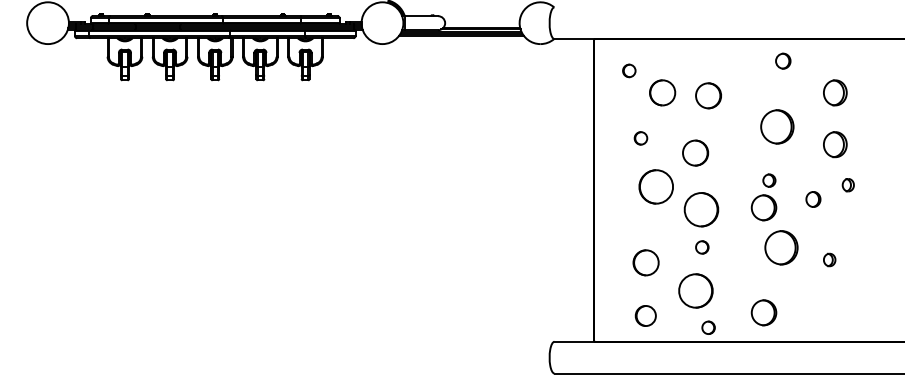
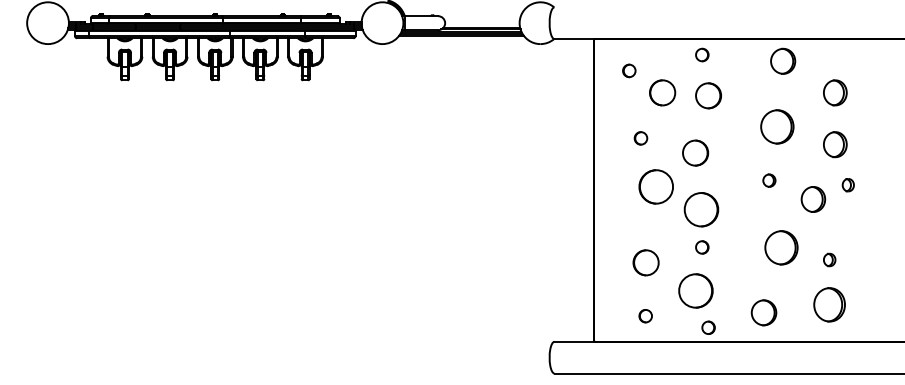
part: none -> present (702, 54)
part size: 17x18 px -> 27x28 px (783, 60)
part size: 17x17 px -> 27x27 px (813, 199)
part: present -> none (763, 207)
part: none -> present (829, 304)
part size: 23x22 px -> 15x15 px (645, 316)
